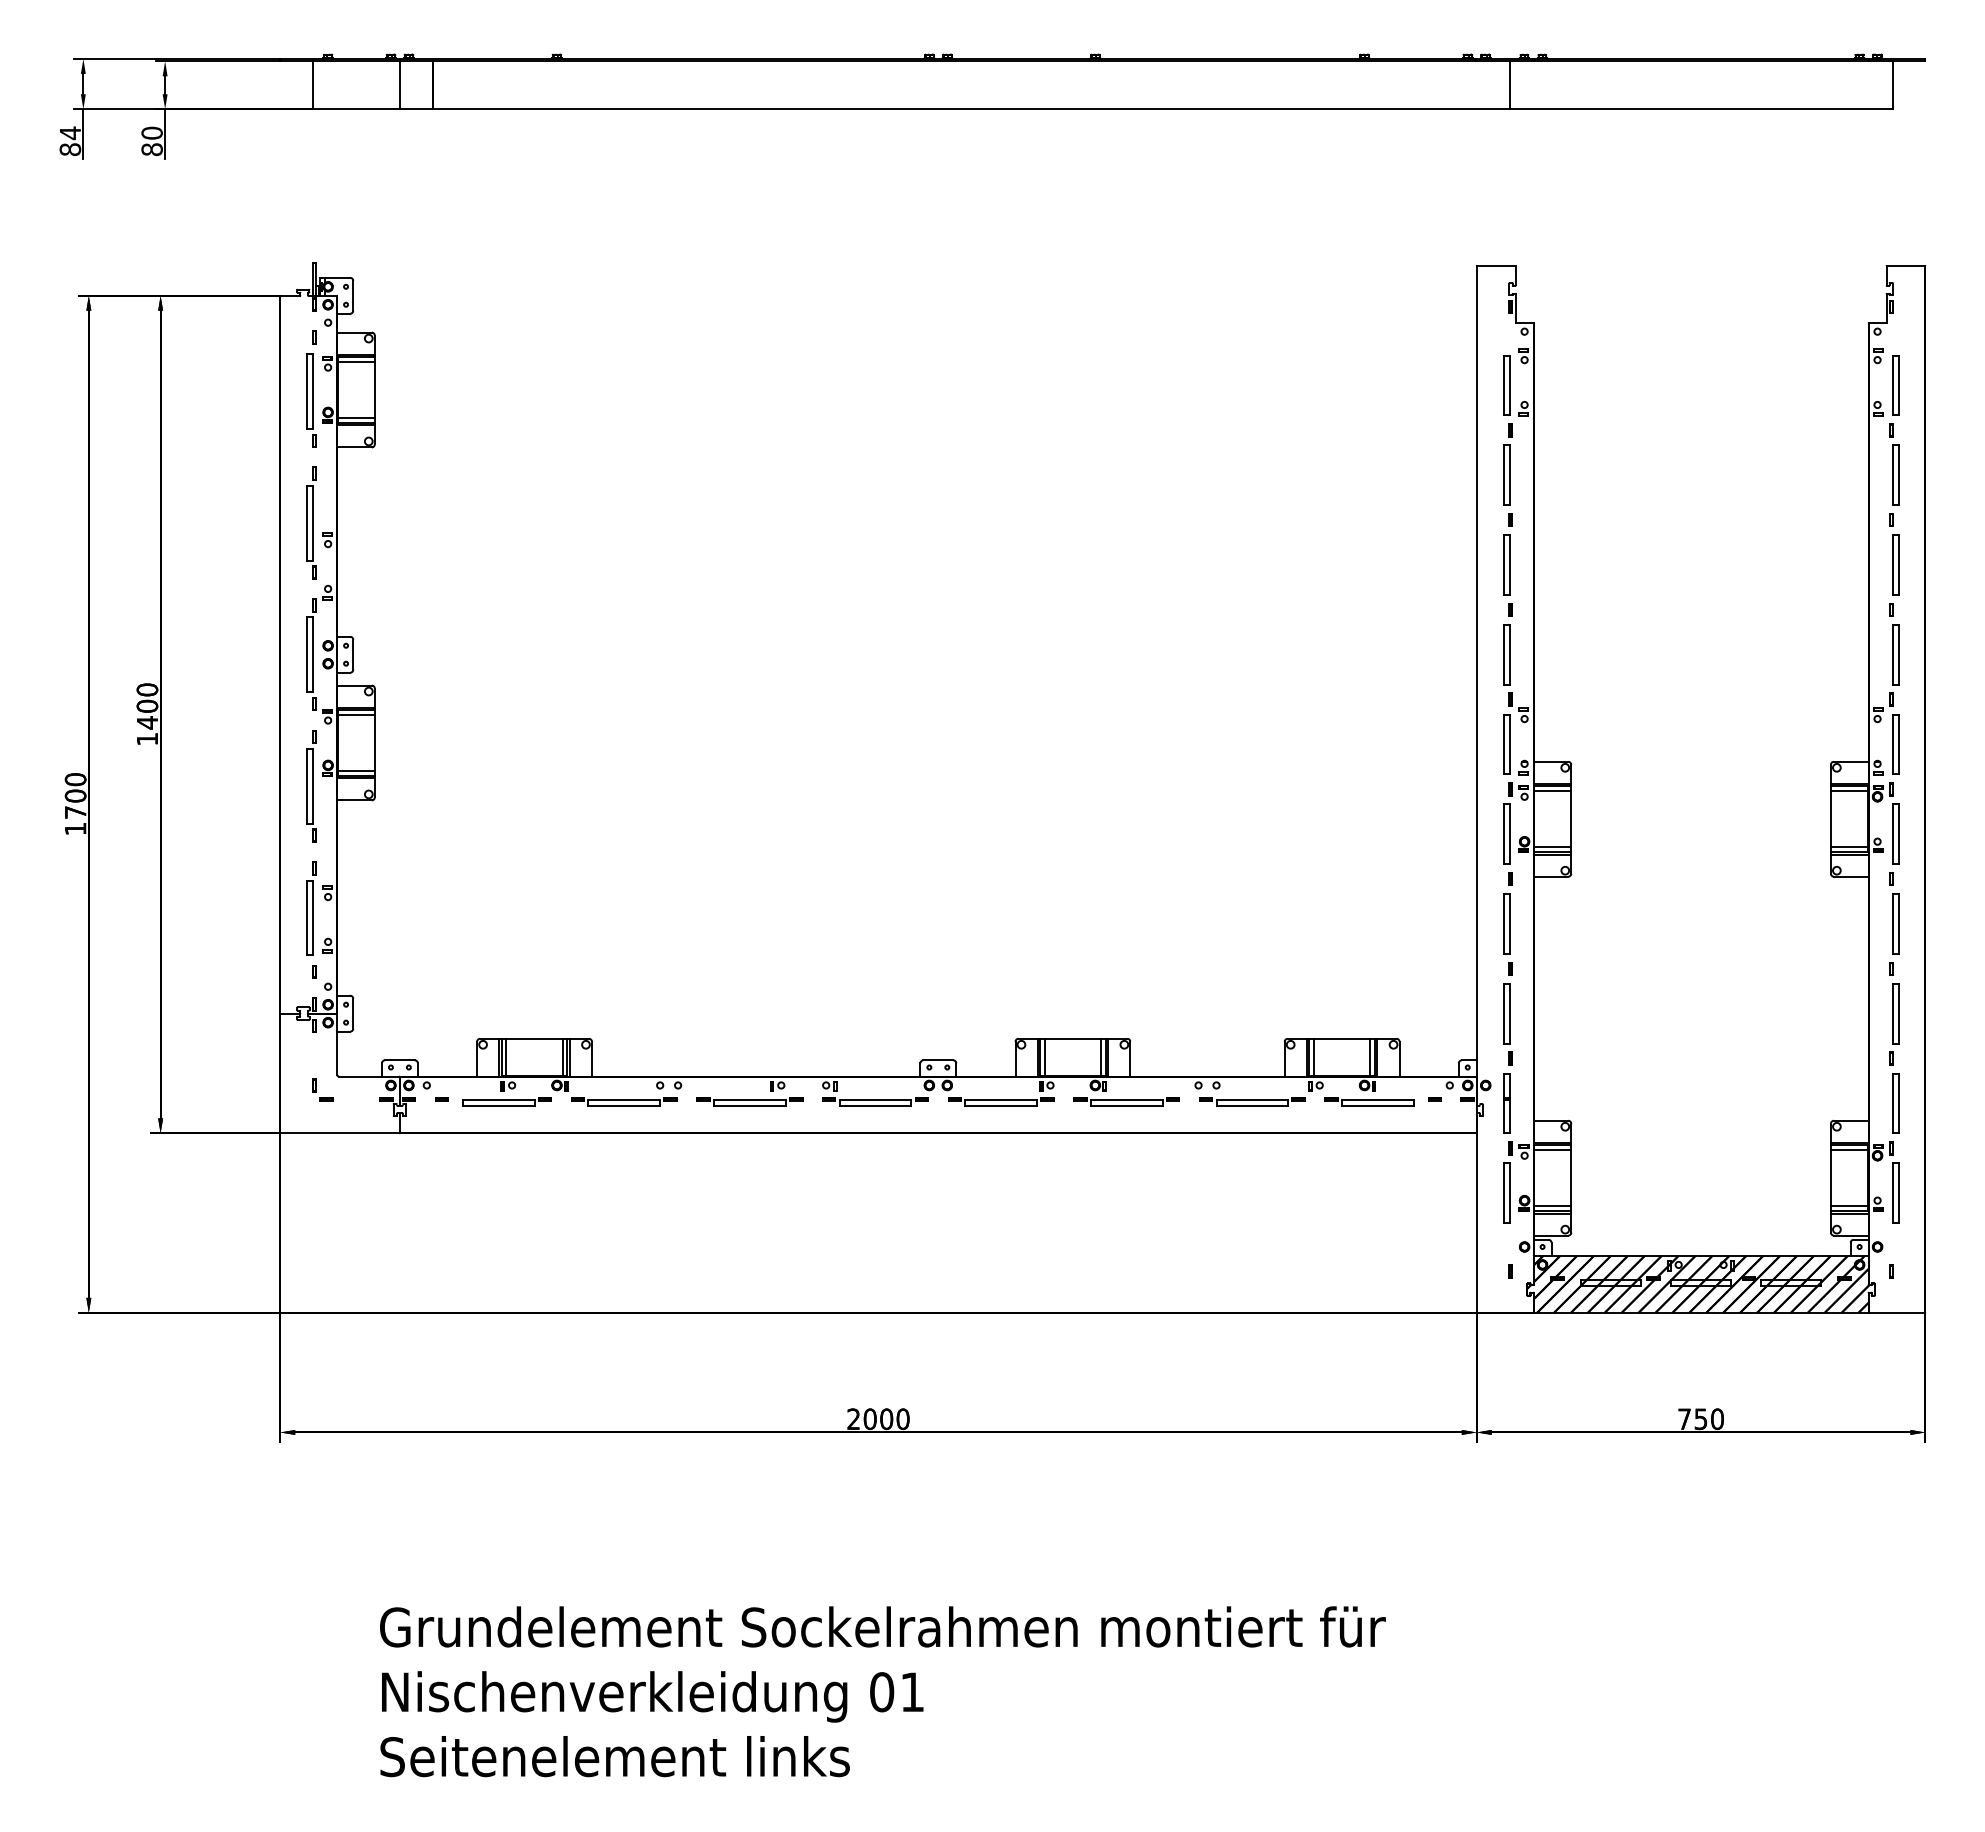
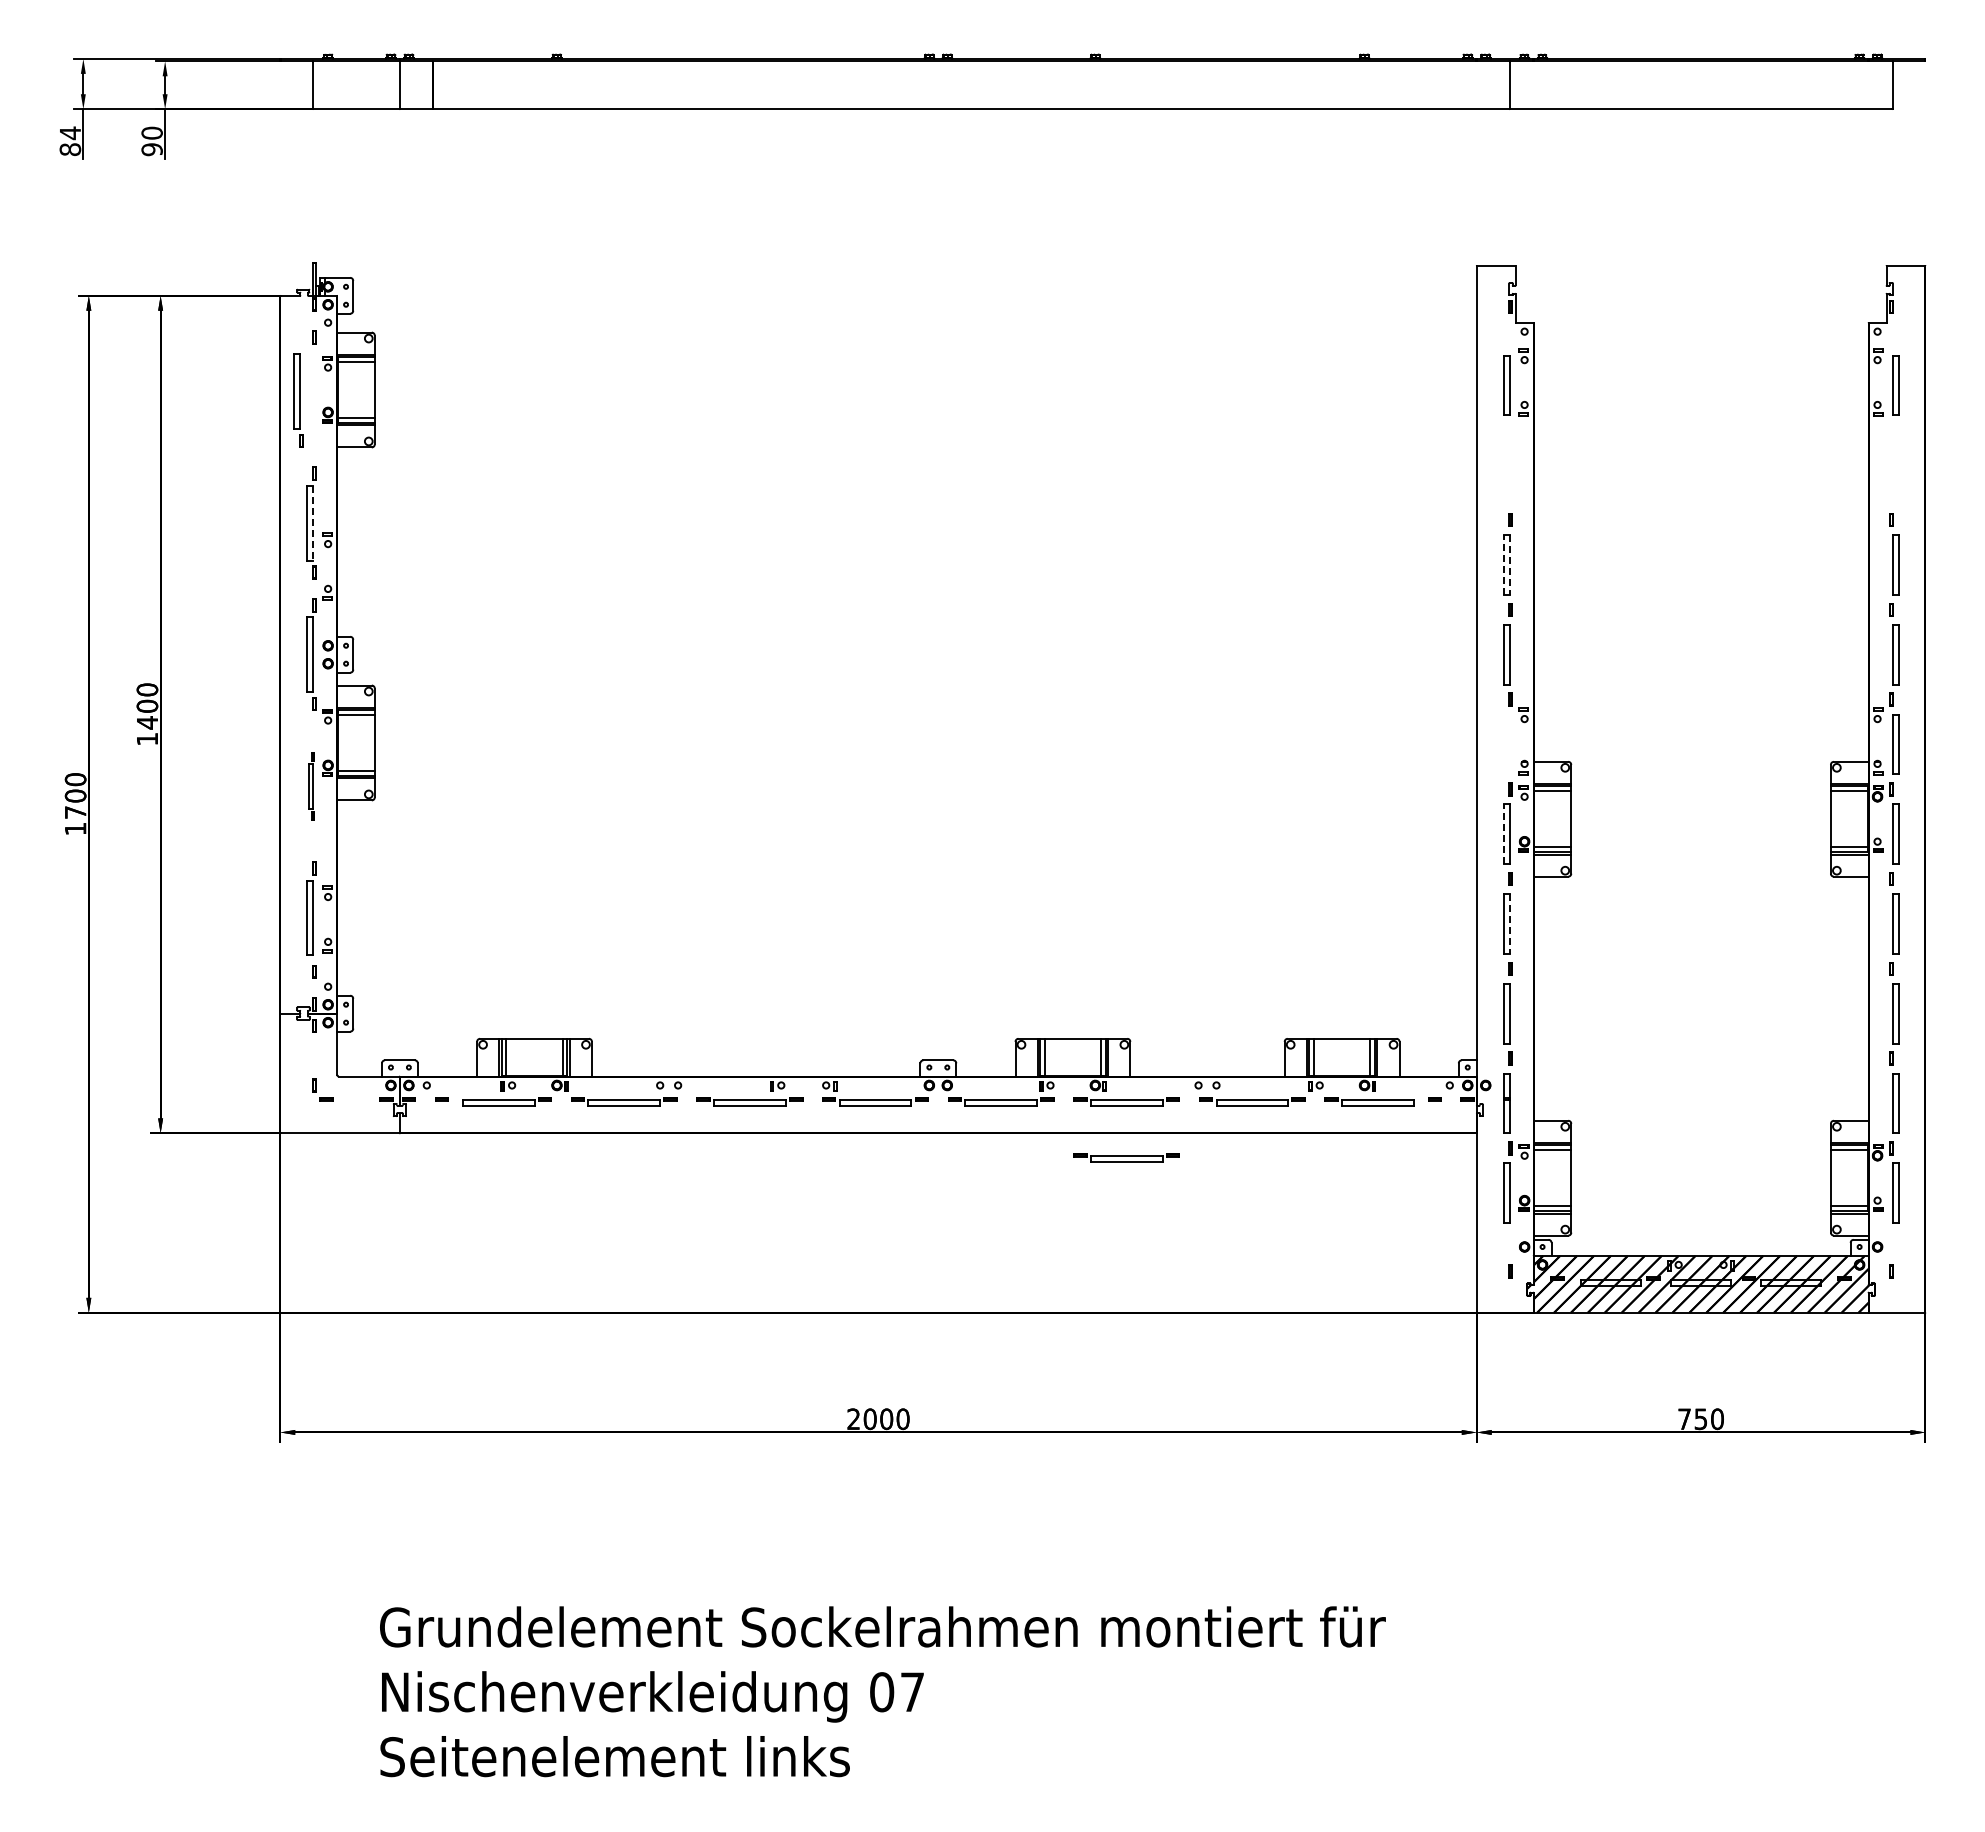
text: 80 -> 90 (151, 149)
part position: (311, 400) -> (298, 400) (298, 400)
part: present -> none (1507, 464)
part: present -> none (1894, 464)
line: solid -> dashed (313, 523)
line: solid -> dashed (1503, 565)
line: solid -> dashed (1509, 565)
part: present -> none (1506, 744)
part size: 11x113 px -> 7x69 px (311, 786)
line: solid -> dashed (1503, 834)
line: solid -> dashed (1509, 923)
part: none -> present (1126, 1157)
text: 01 -> 07 (912, 1691)
